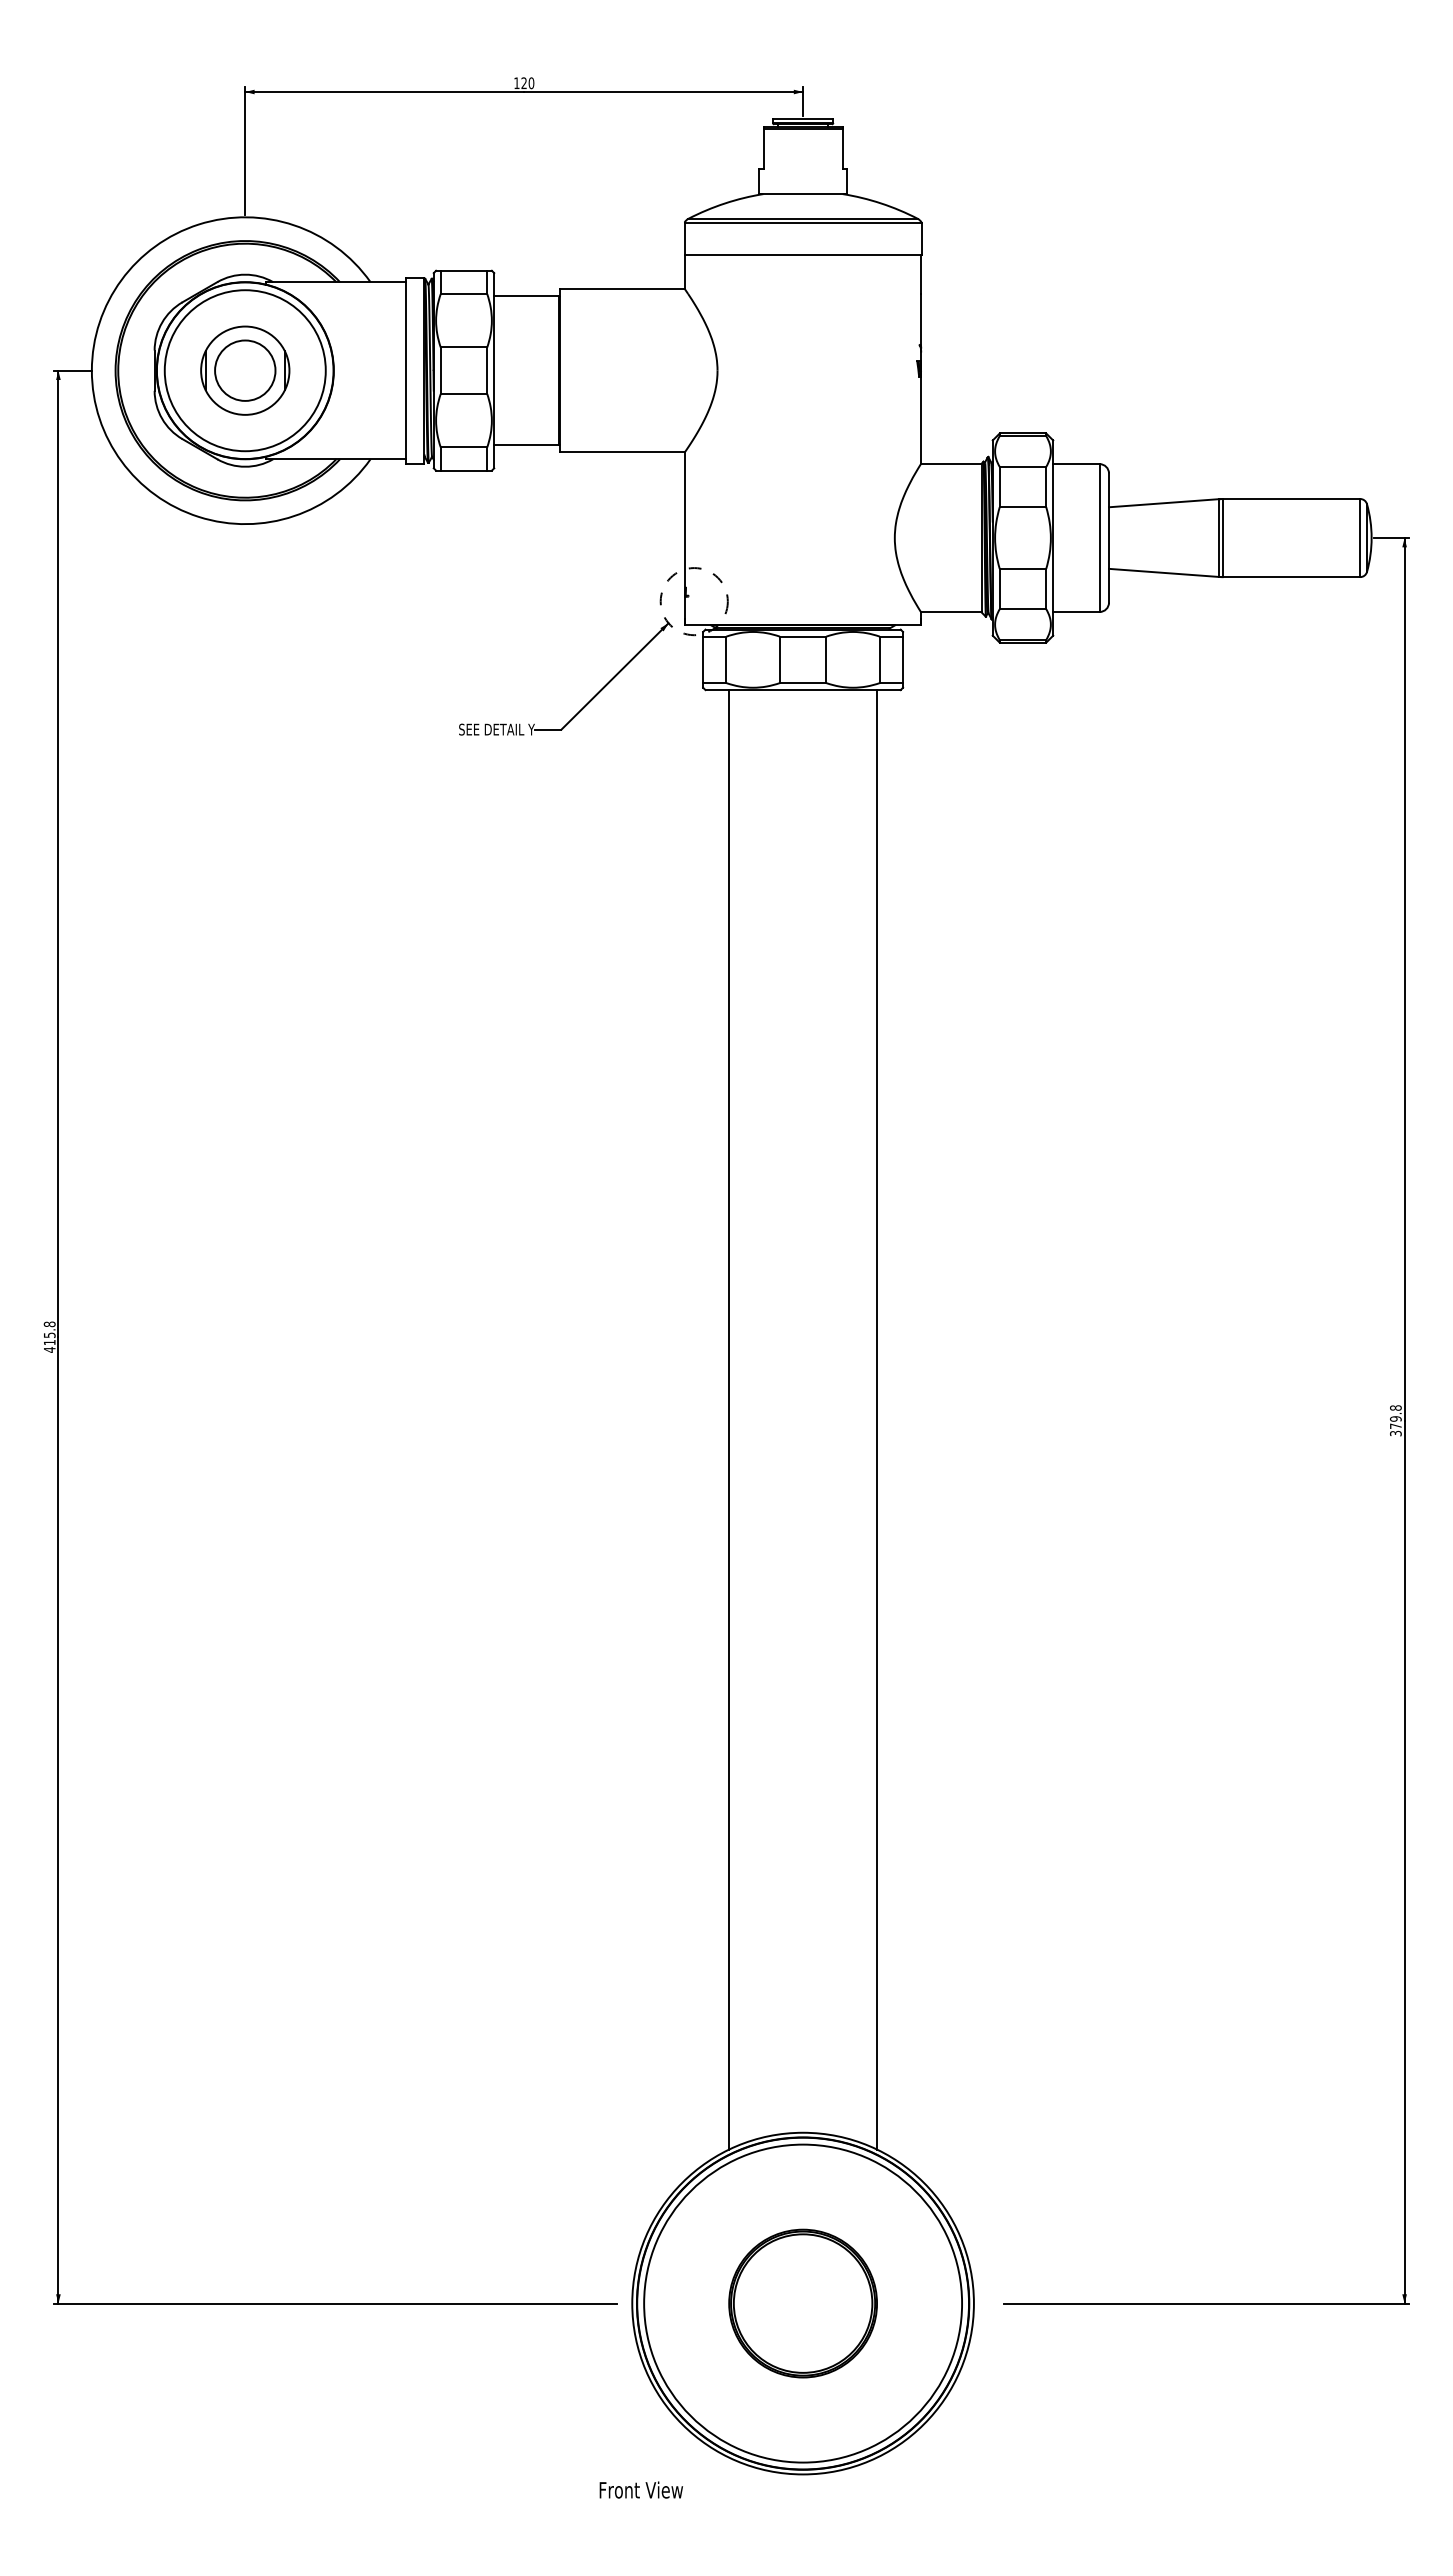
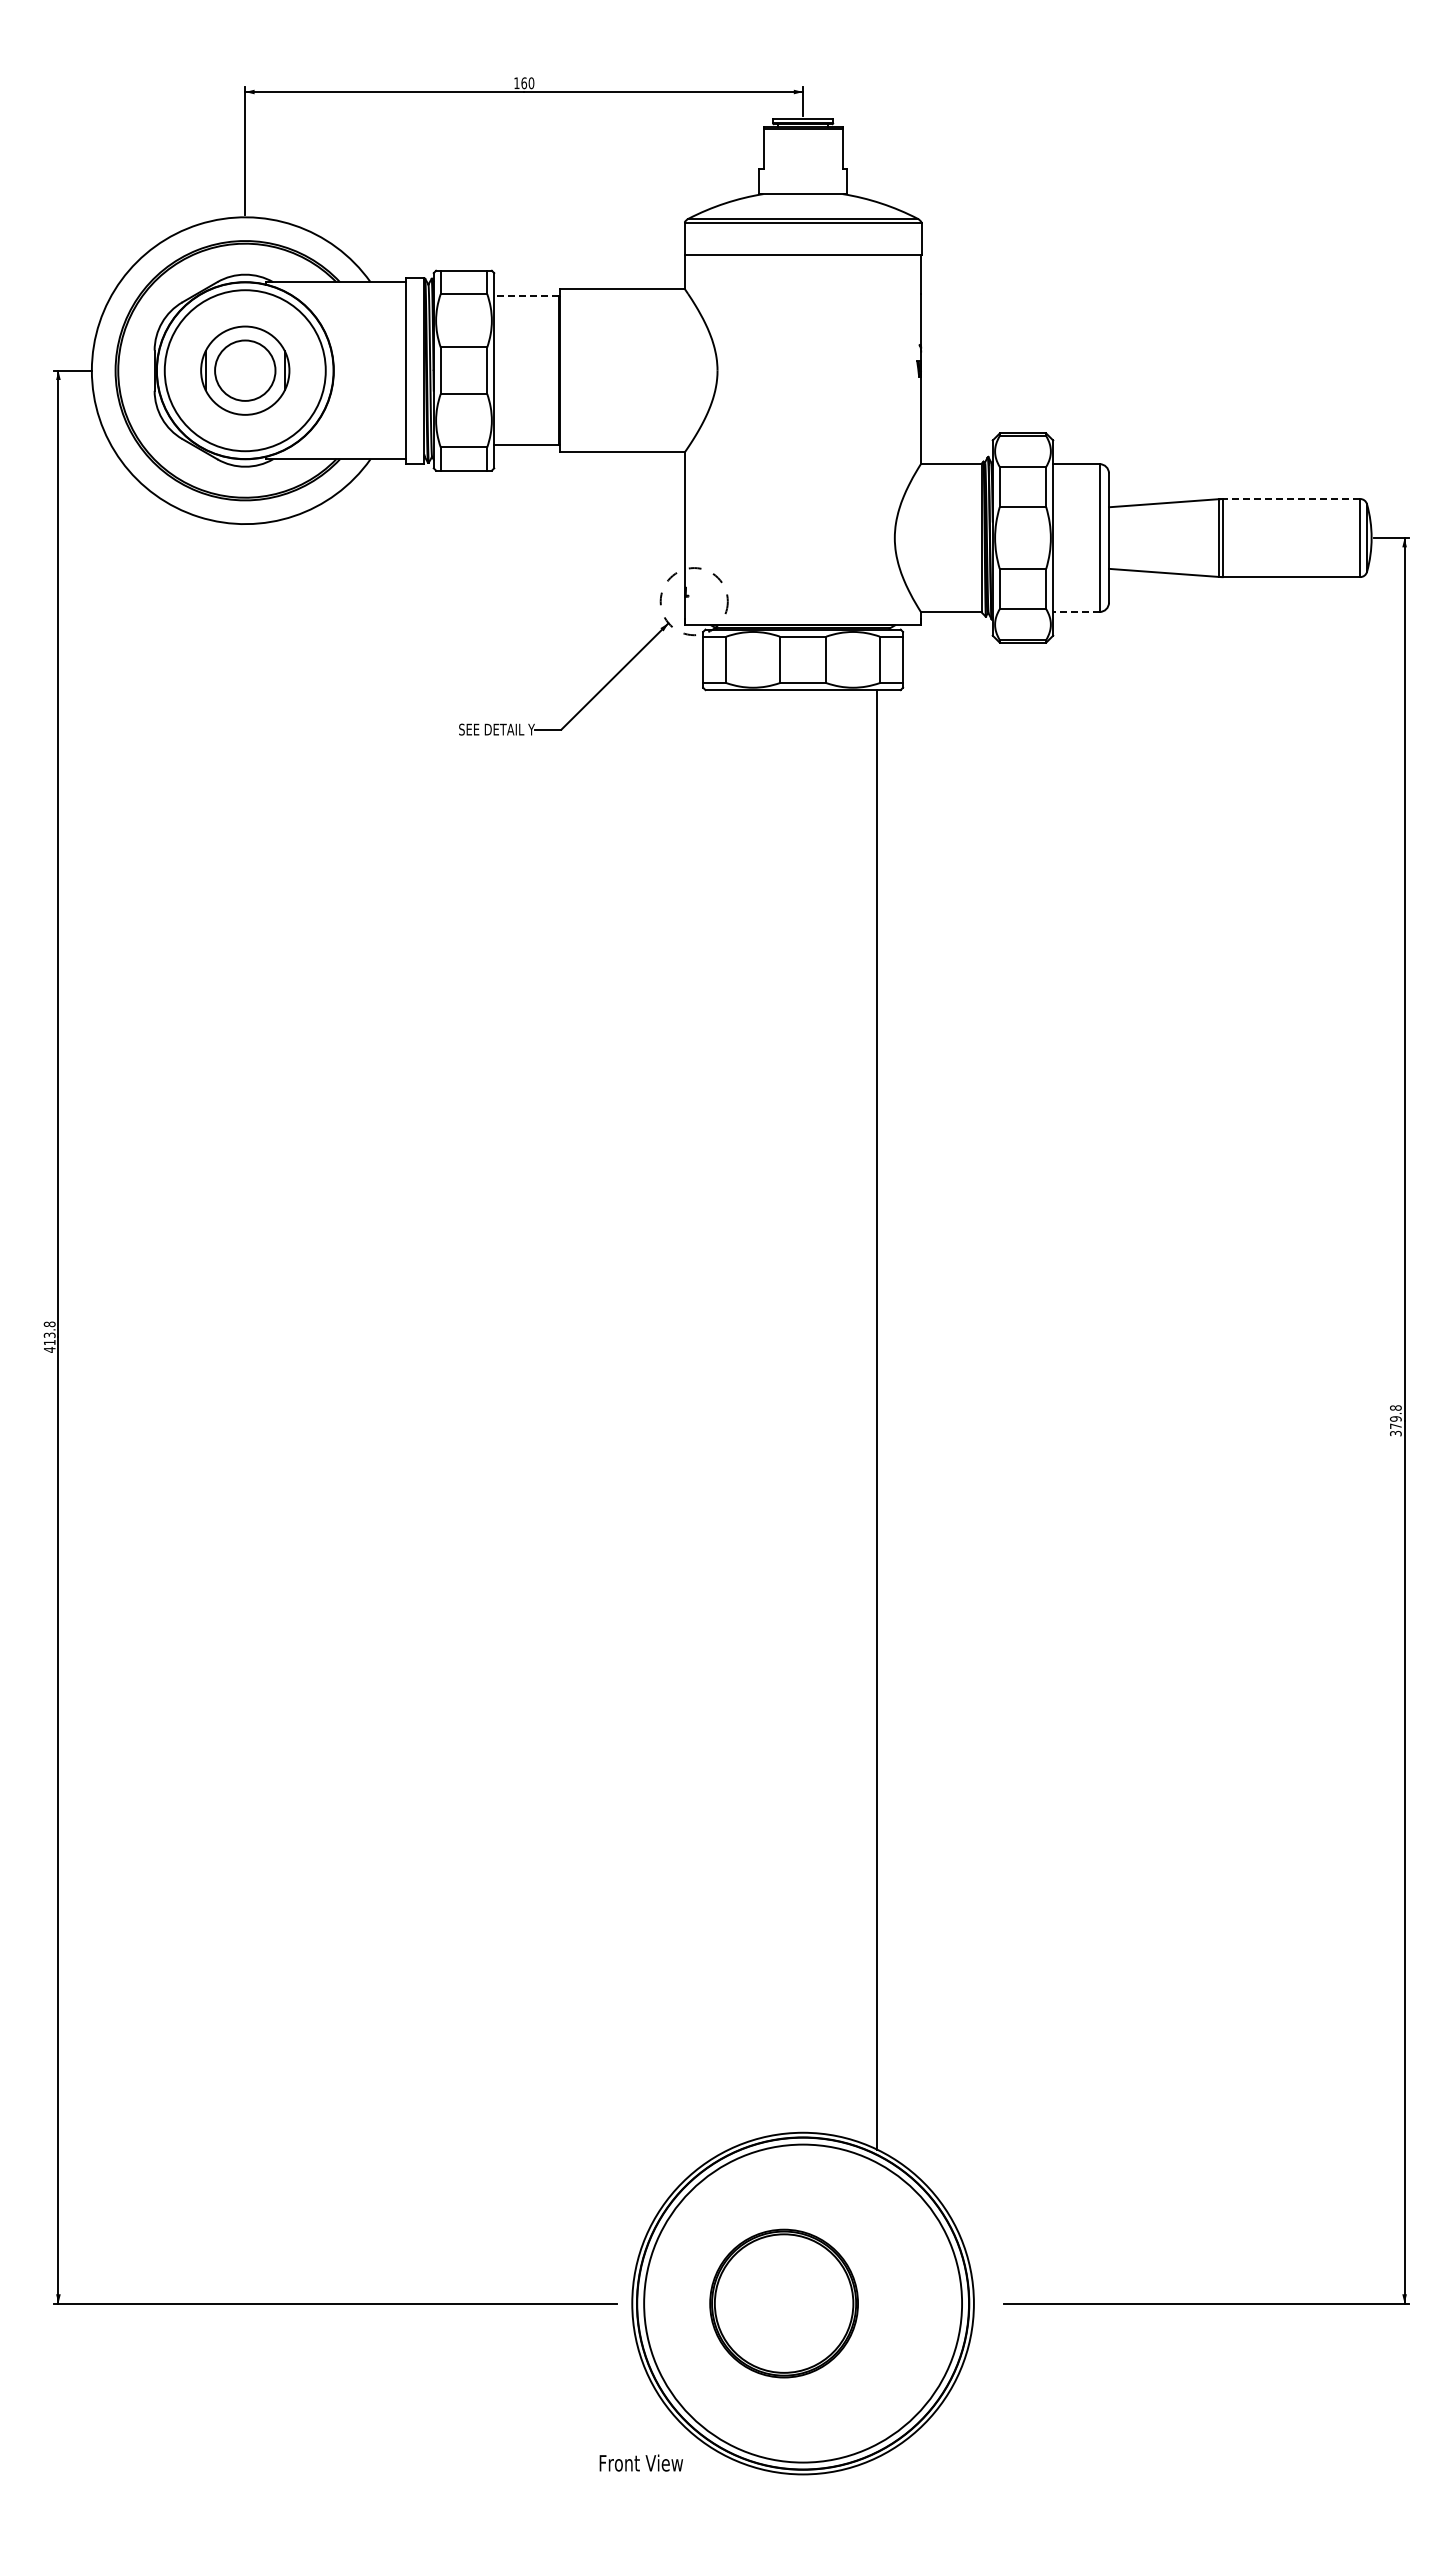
text: 120 -> 160 (524, 83)
line: solid -> dashed (526, 296)
line: solid -> dashed (1291, 499)
line: solid -> dashed (1075, 611)
text: 415.8 -> 413.8 (48, 1334)
line: present -> none (729, 1419)
part position: (802, 2303) -> (783, 2303) (783, 2303)
text position: (640, 2489) -> (640, 2462) (640, 2462)
